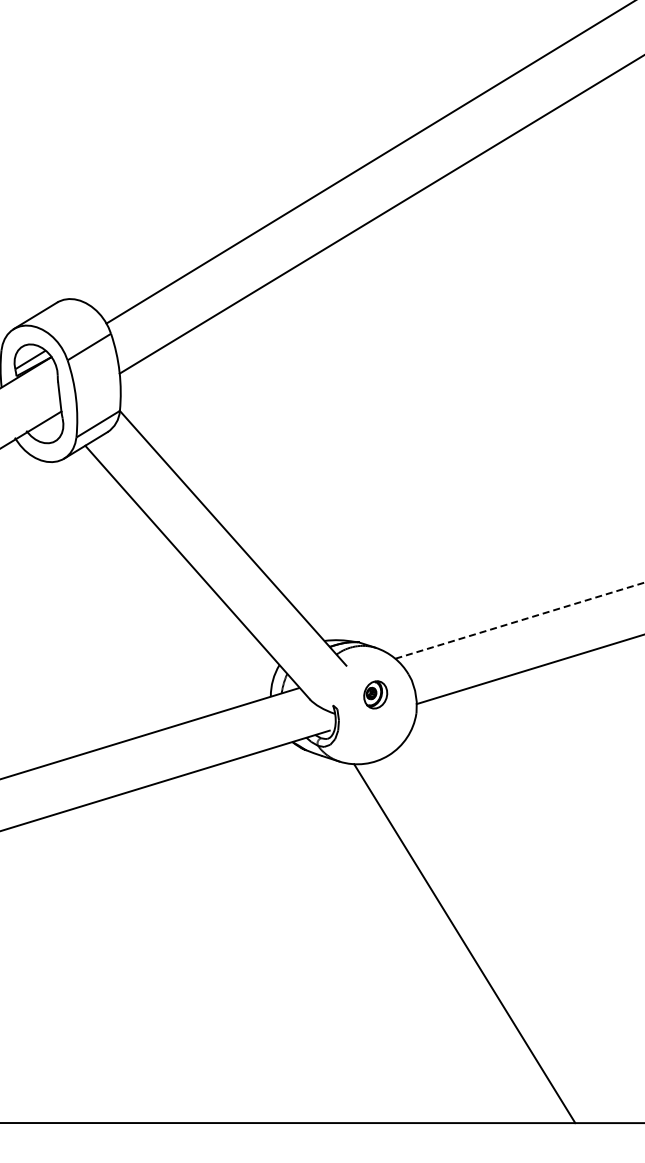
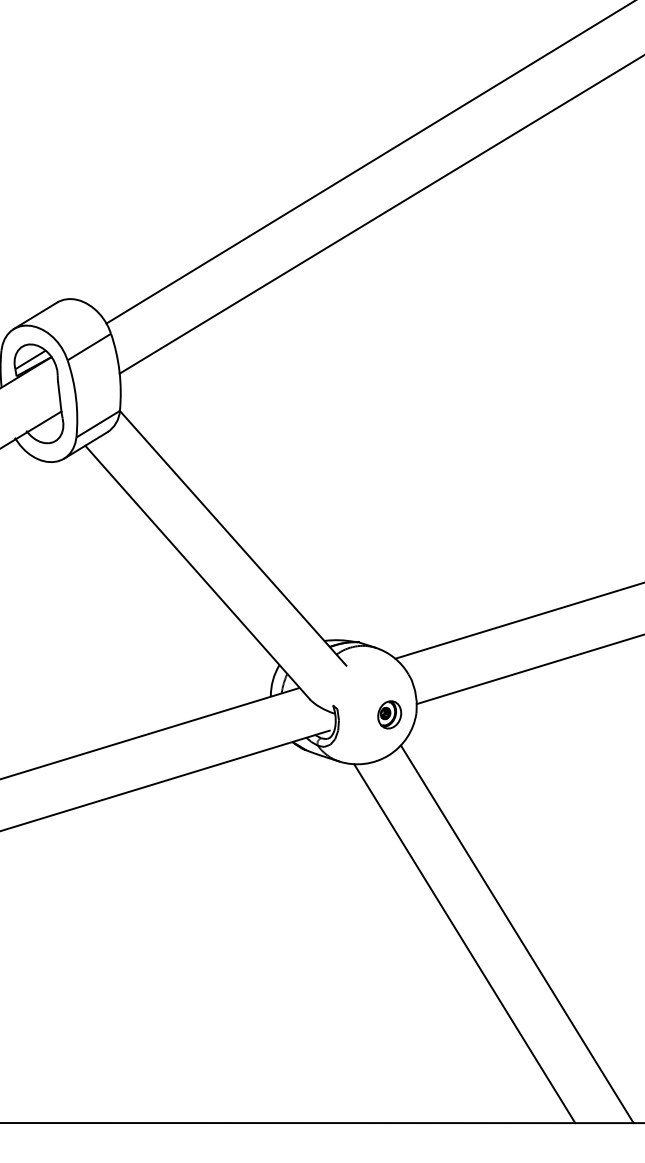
line: dashed -> solid (519, 620)
part position: (375, 694) -> (389, 714) (389, 714)
line: none -> present (516, 934)
